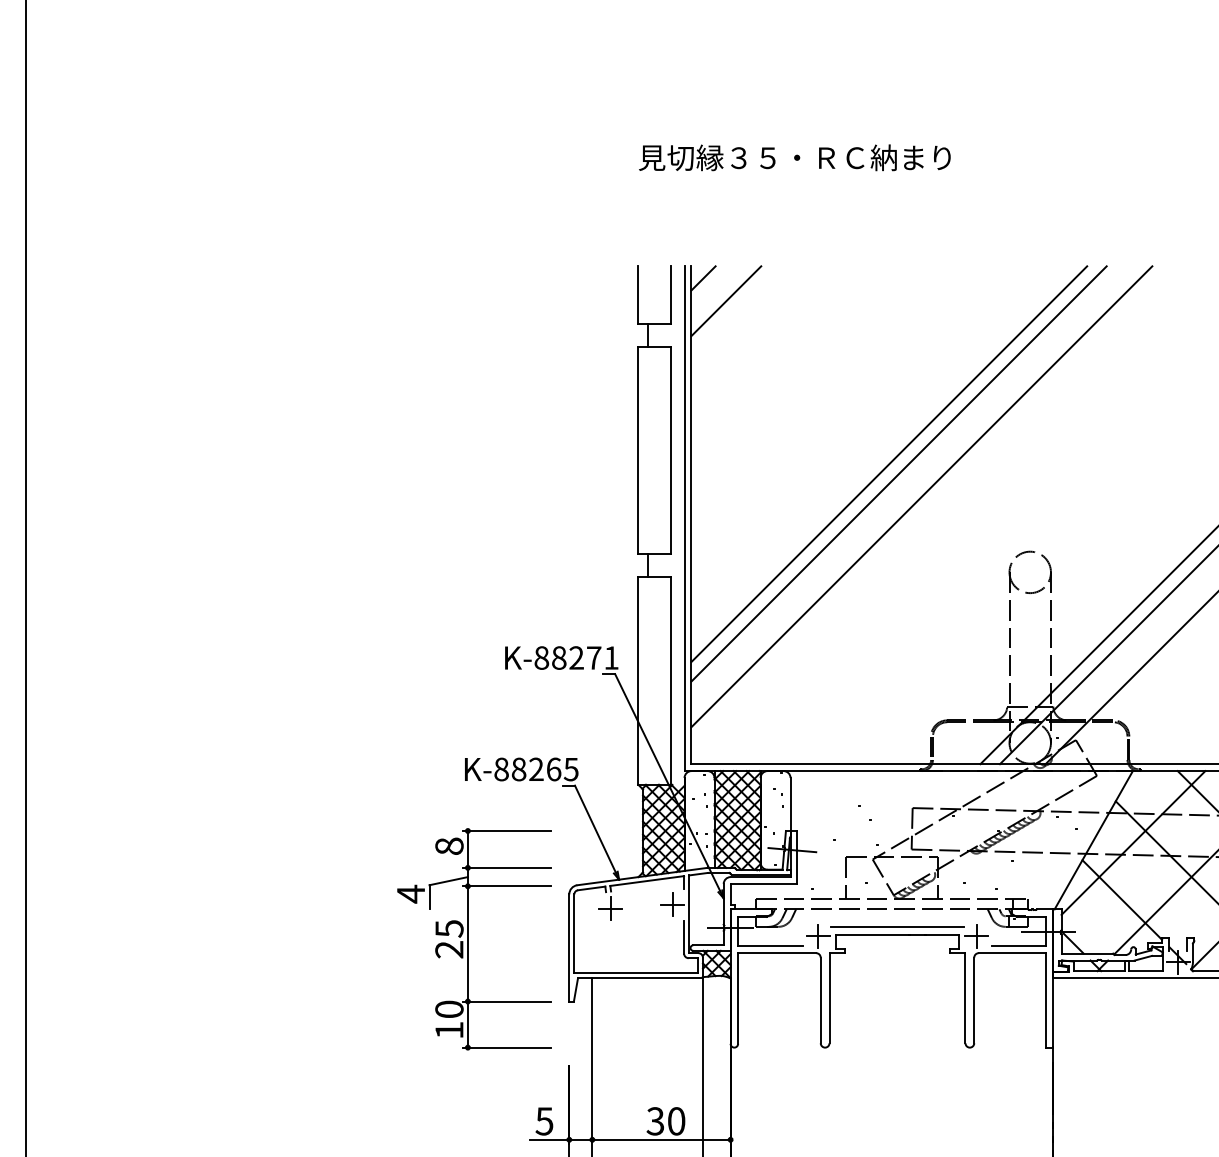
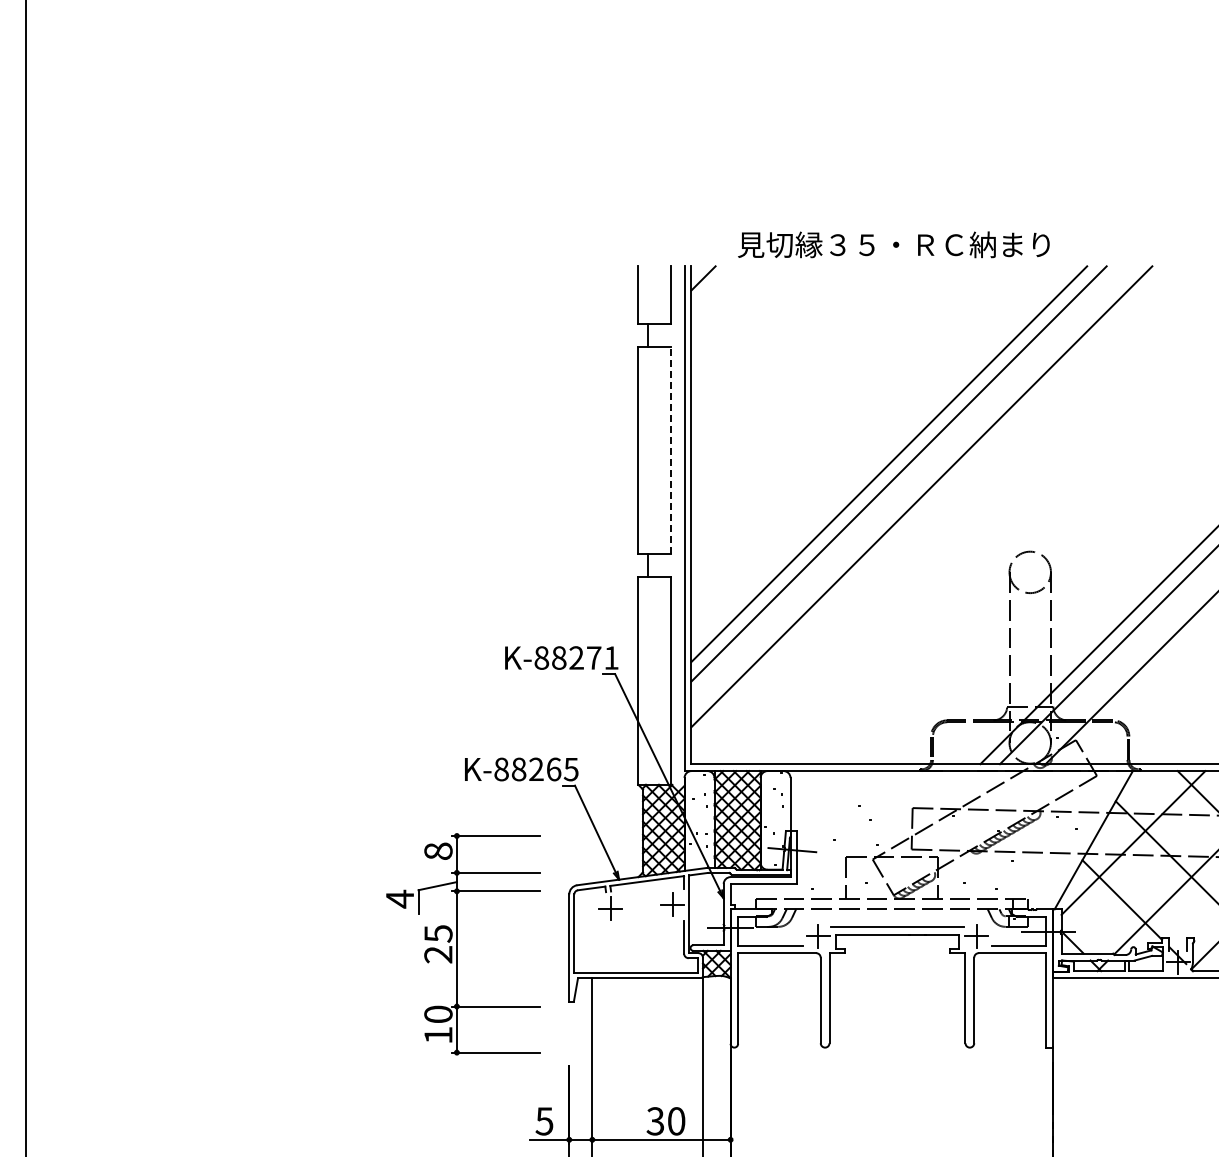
text position: (794, 157) -> (893, 244) (893, 244)
line: present -> none (726, 301)
line: solid -> dashed (670, 450)
part position: (474, 939) -> (463, 944) (463, 944)
